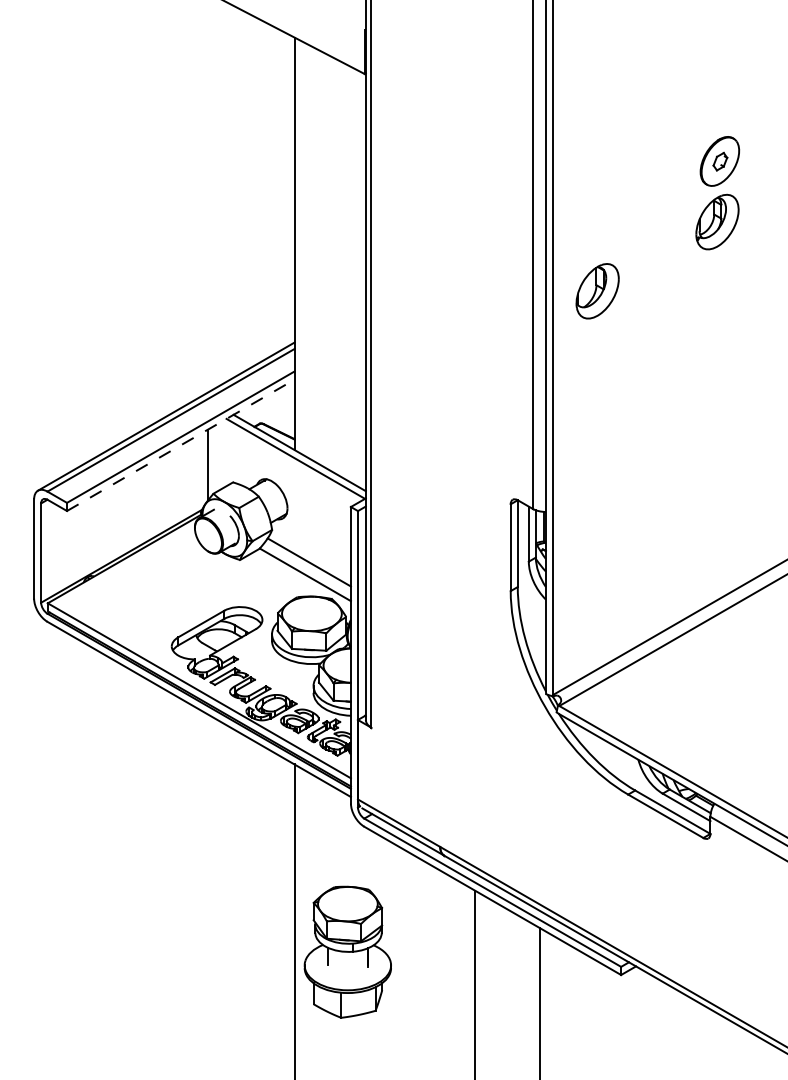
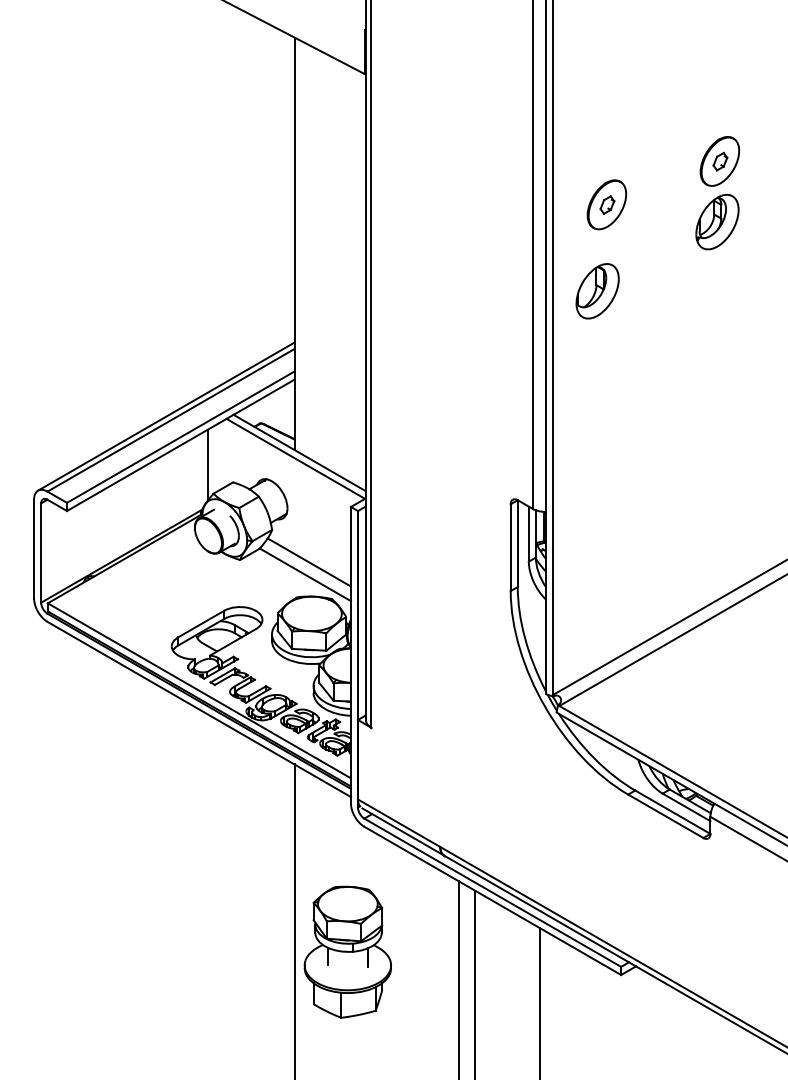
part: none -> present (606, 204)
line: dashed -> solid (181, 445)
line: none -> present (459, 978)
